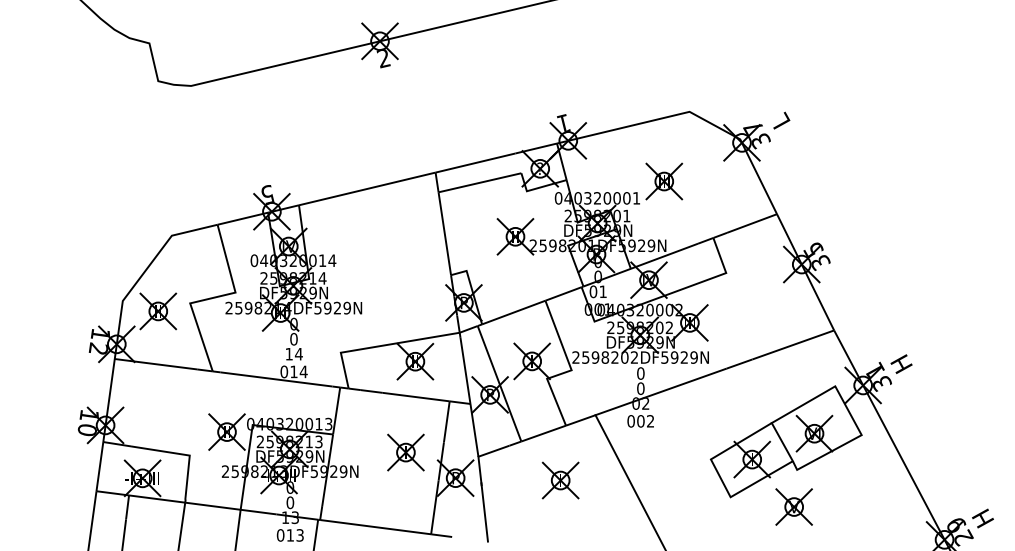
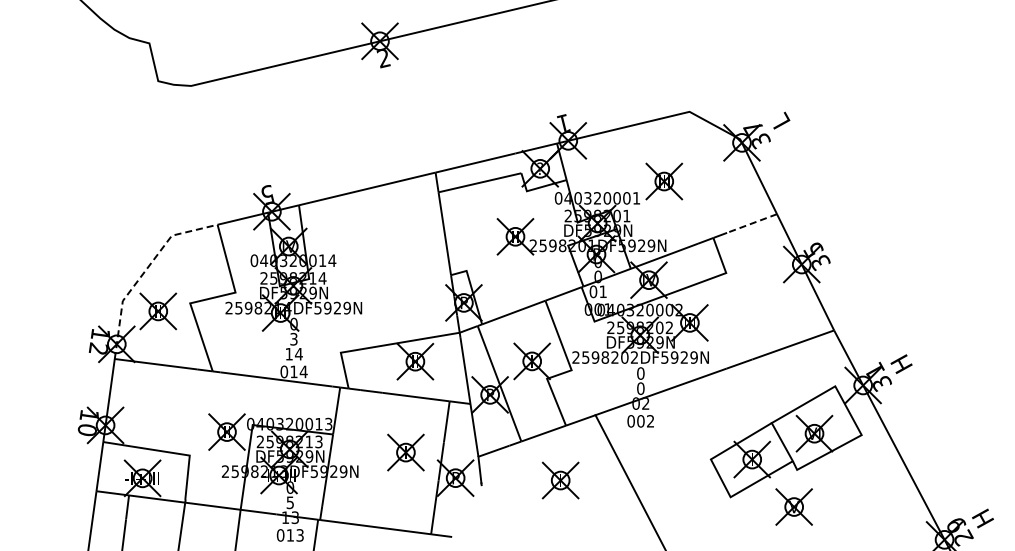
line: solid -> dashed (752, 223)
line: solid -> dashed (144, 272)
text: 0 -> 3 (293, 339)
text: 0 -> 5 (290, 502)
line: present -> none (484, 513)
